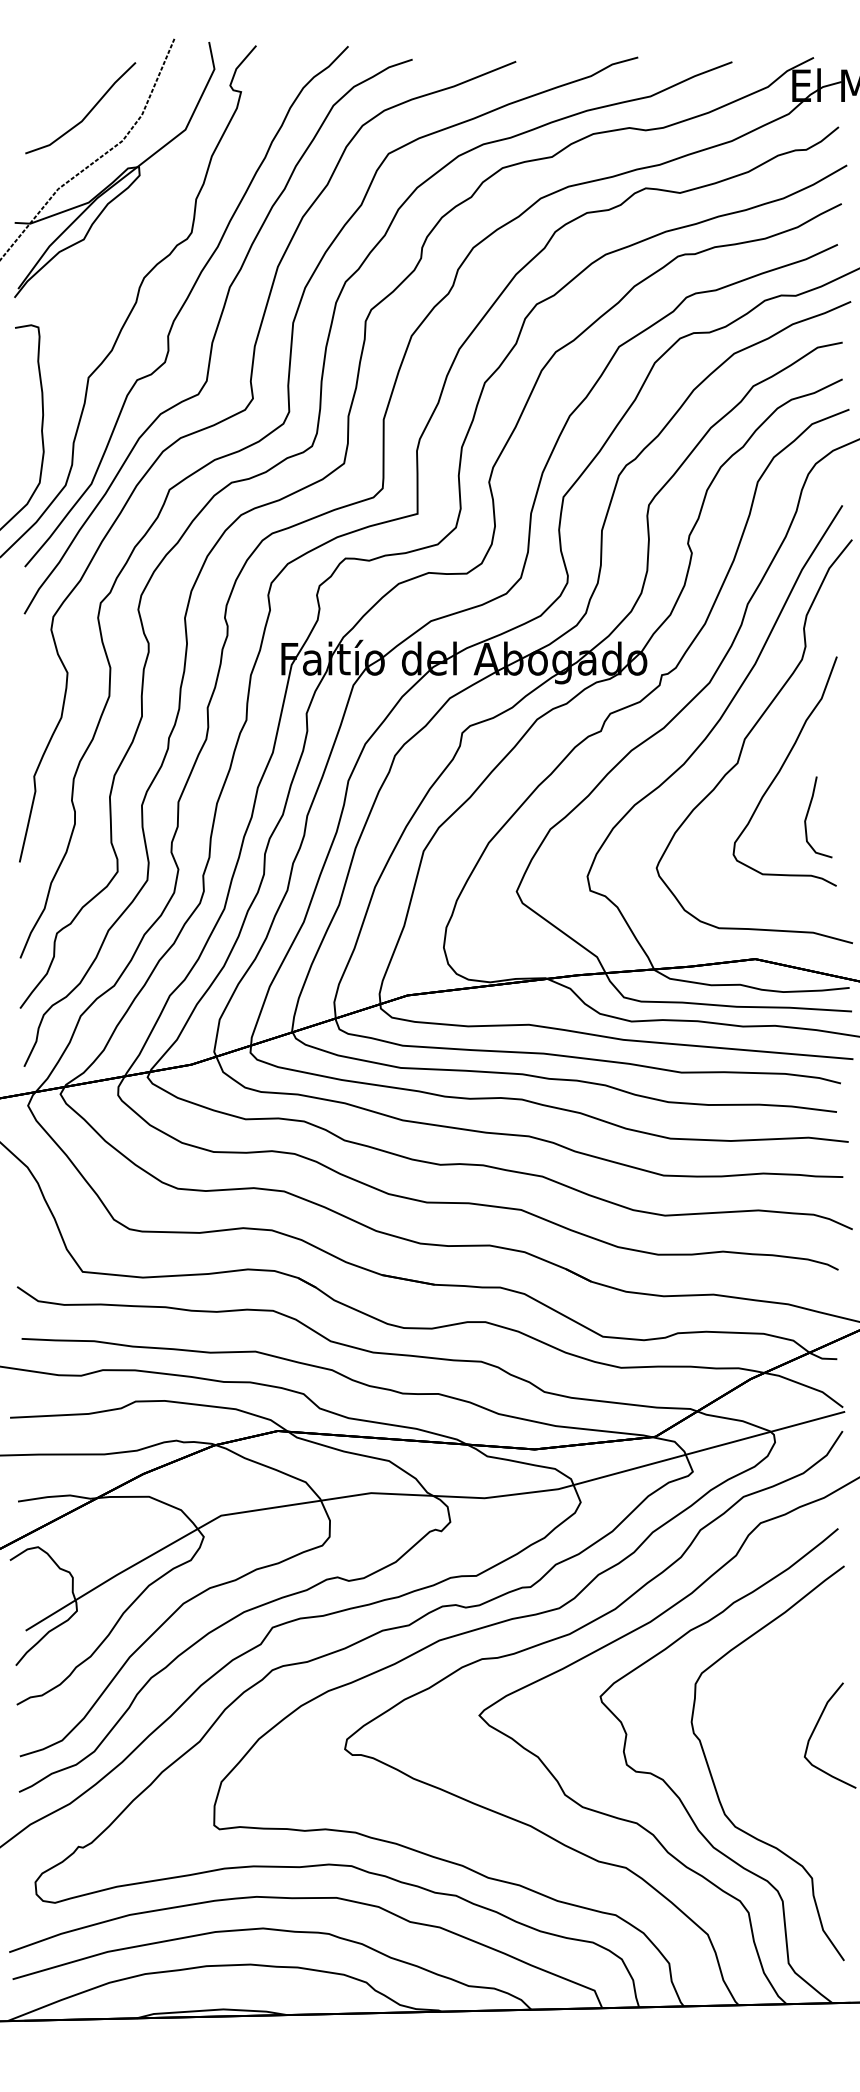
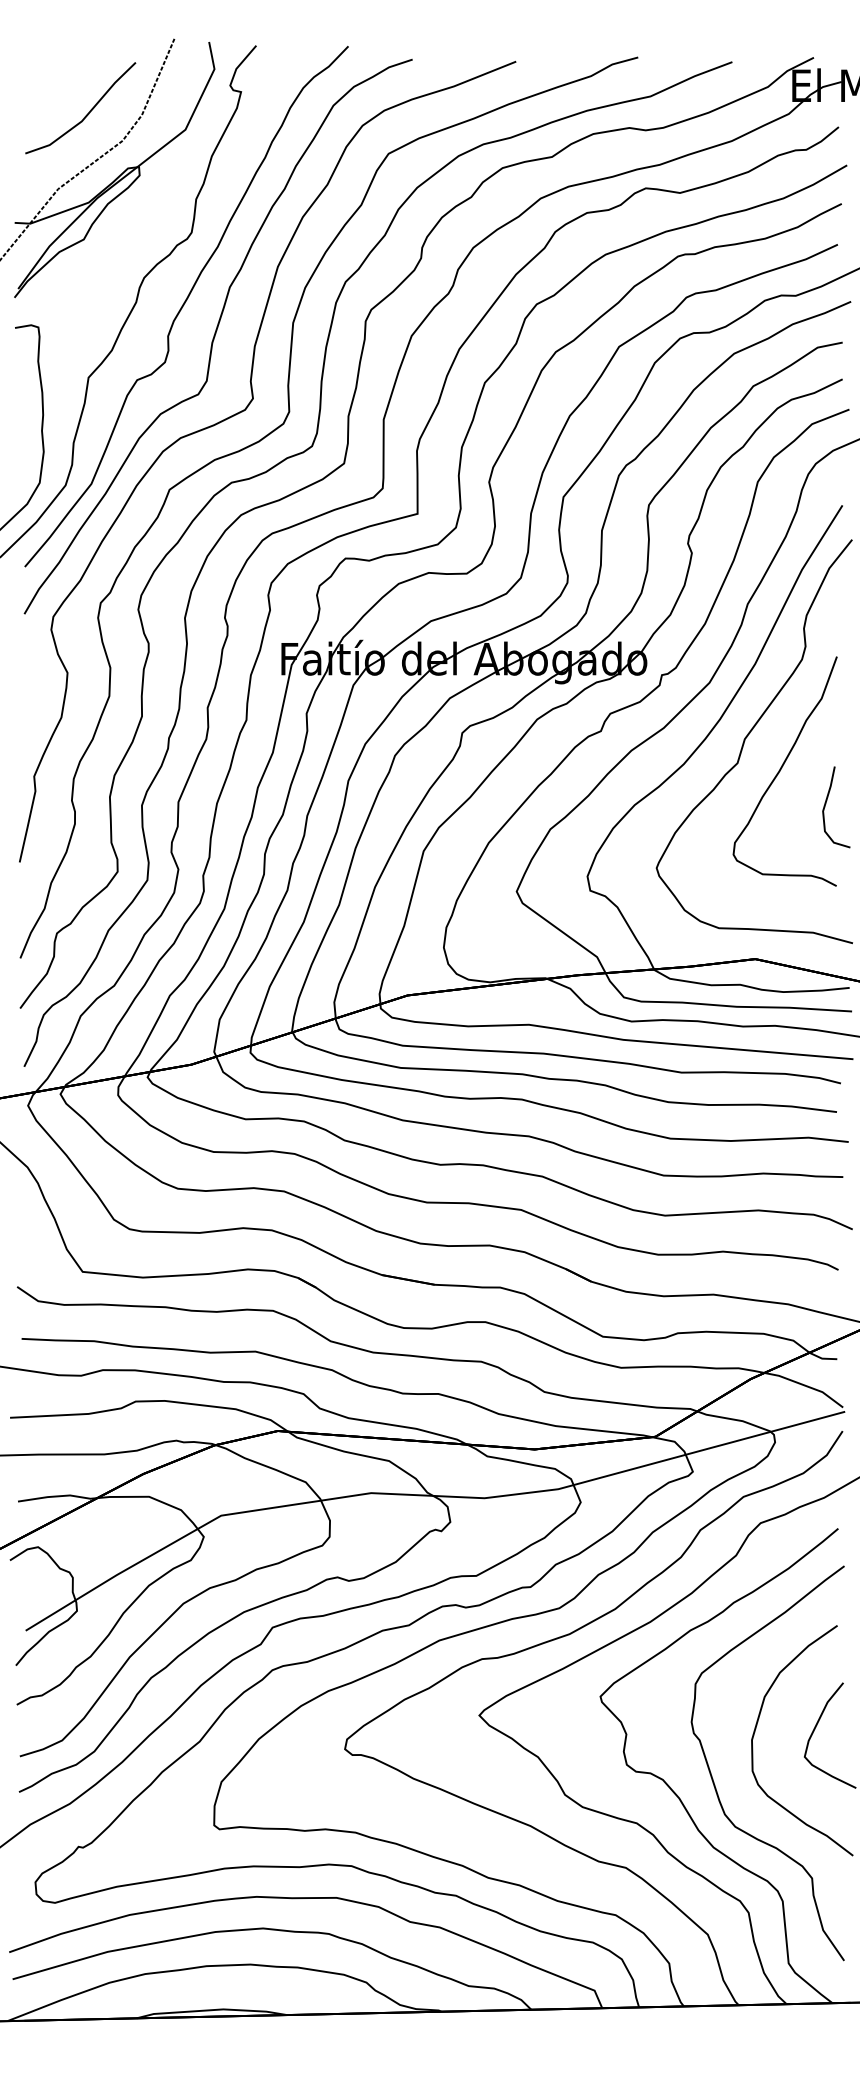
part position: (808, 814) -> (826, 804) (826, 804)
part: none -> present (757, 1725)
